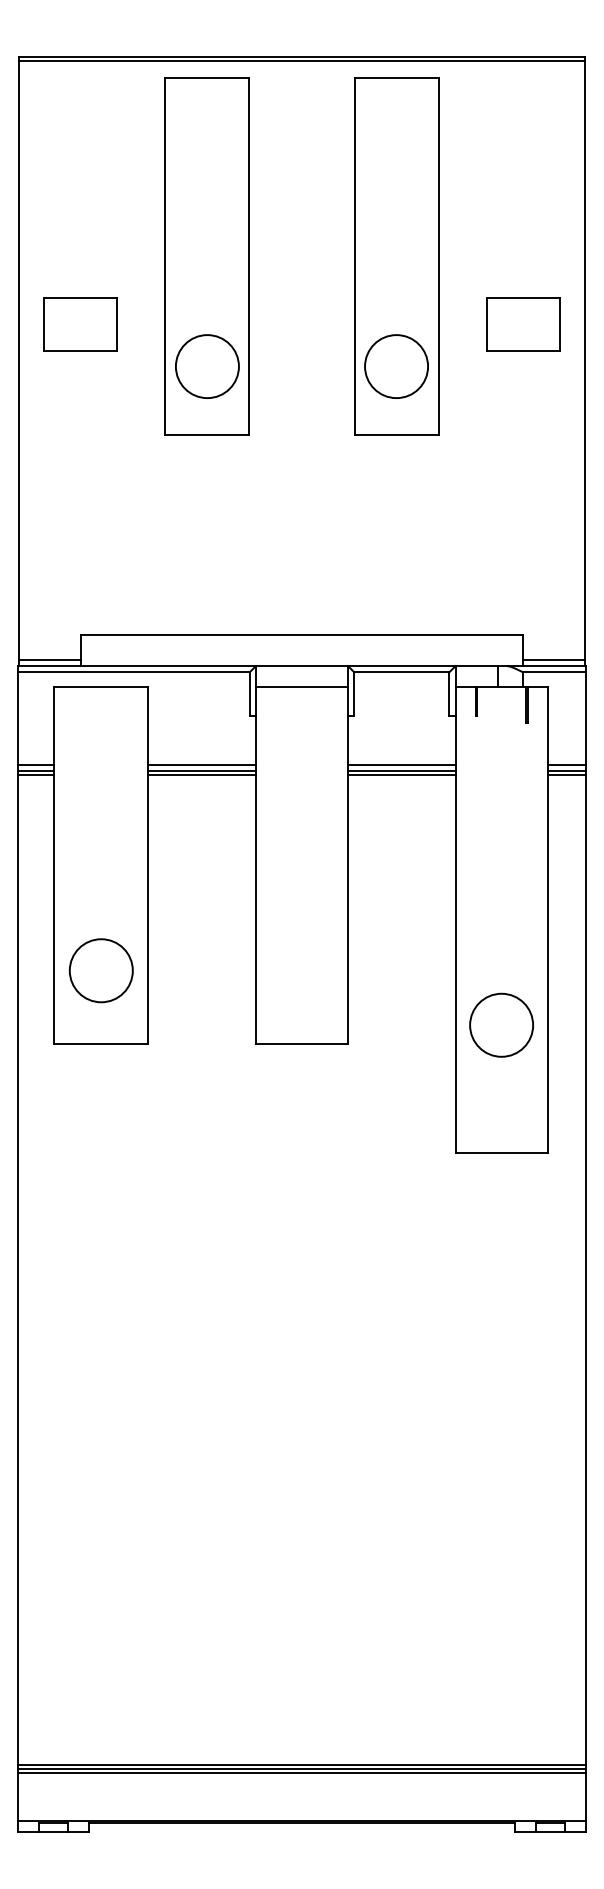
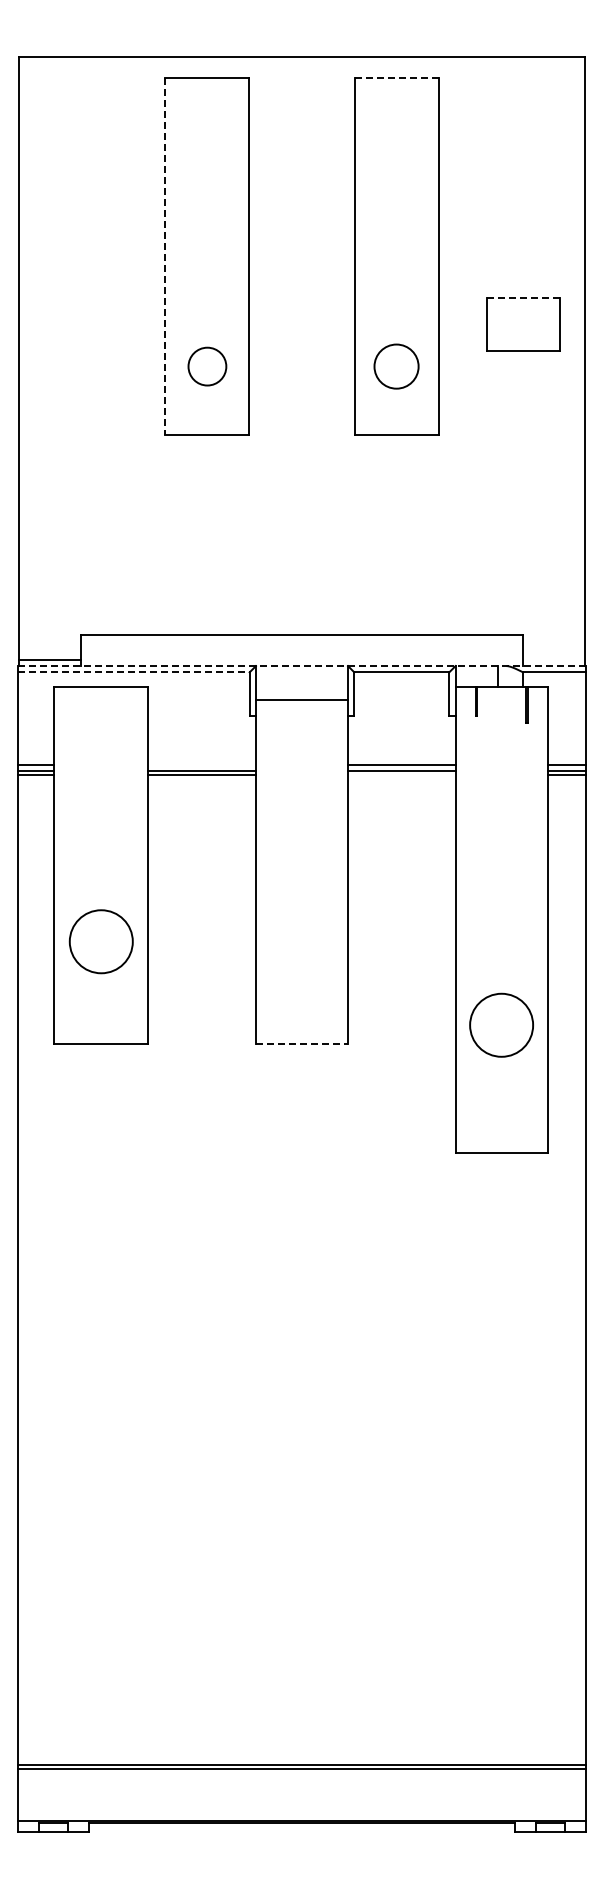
line: present -> none (301, 60)
line: solid -> dashed (396, 77)
line: solid -> dashed (165, 256)
line: solid -> dashed (523, 298)
part: present -> none (80, 324)
circle diameter: 63 px -> 38 px (207, 366)
circle diameter: 63 px -> 44 px (396, 366)
line: present -> none (553, 659)
line: solid -> dashed (302, 666)
line: solid -> dashed (133, 672)
line position: (301, 687) -> (301, 700) (301, 700)
line: present -> none (201, 764)
line: present -> none (401, 775)
circle position: (100, 970) -> (100, 941) (100, 941)
line: solid -> dashed (302, 1044)
line: present -> none (301, 1773)
